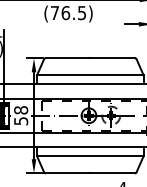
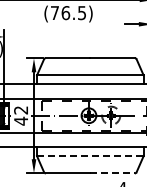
text: 58 -> 42 (21, 115)
line: solid -> dashed (90, 156)
line: solid -> dashed (113, 173)
